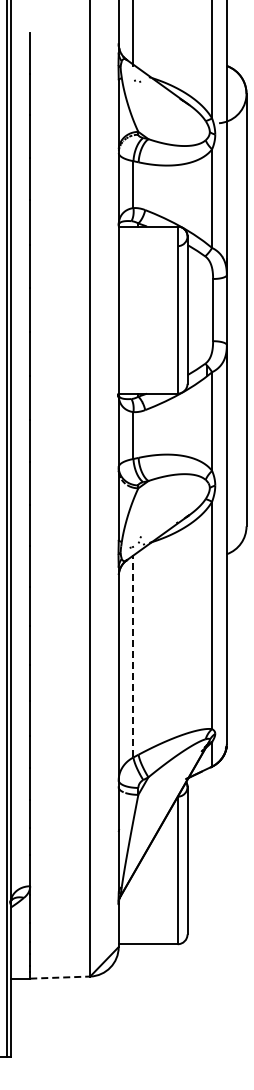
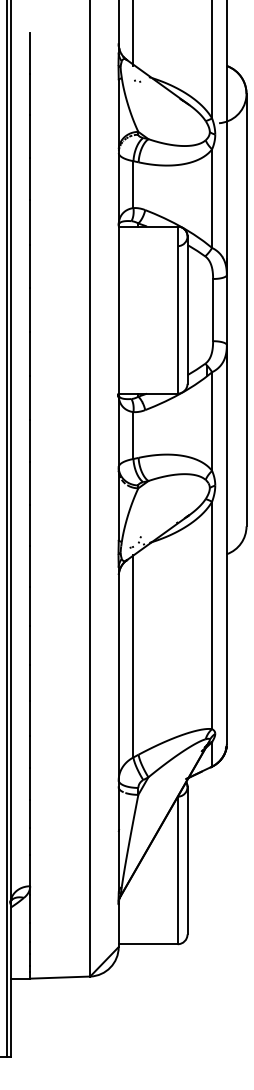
line: dashed -> solid (133, 656)
line: dashed -> solid (60, 977)
